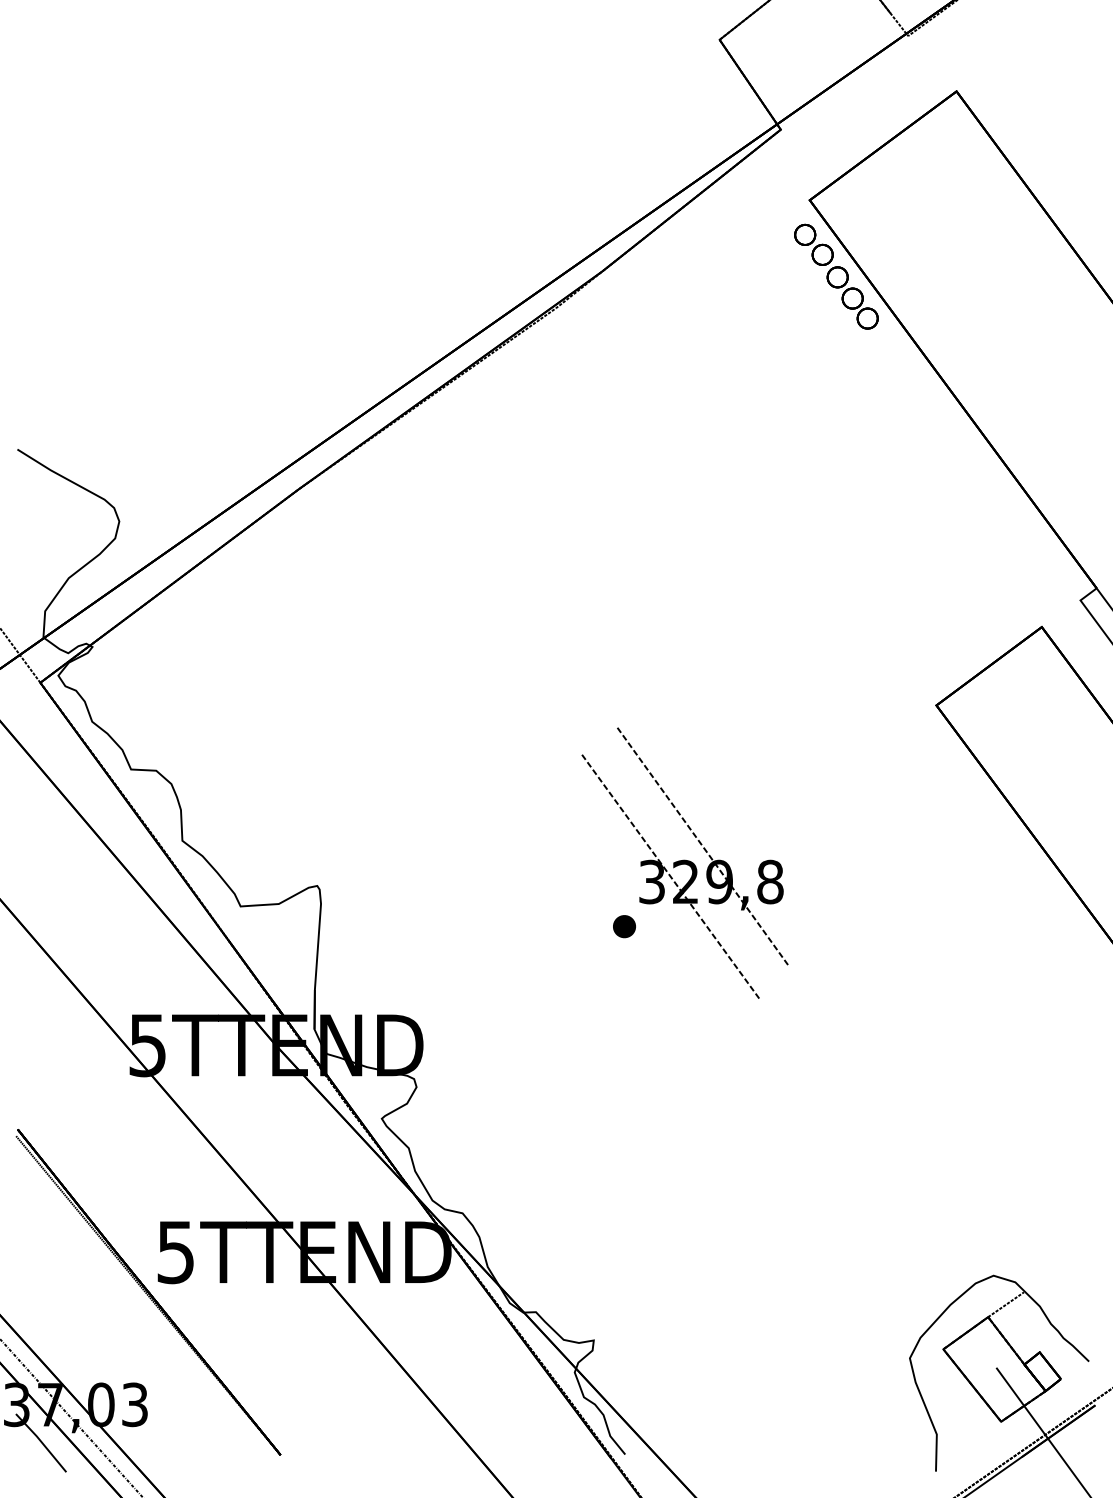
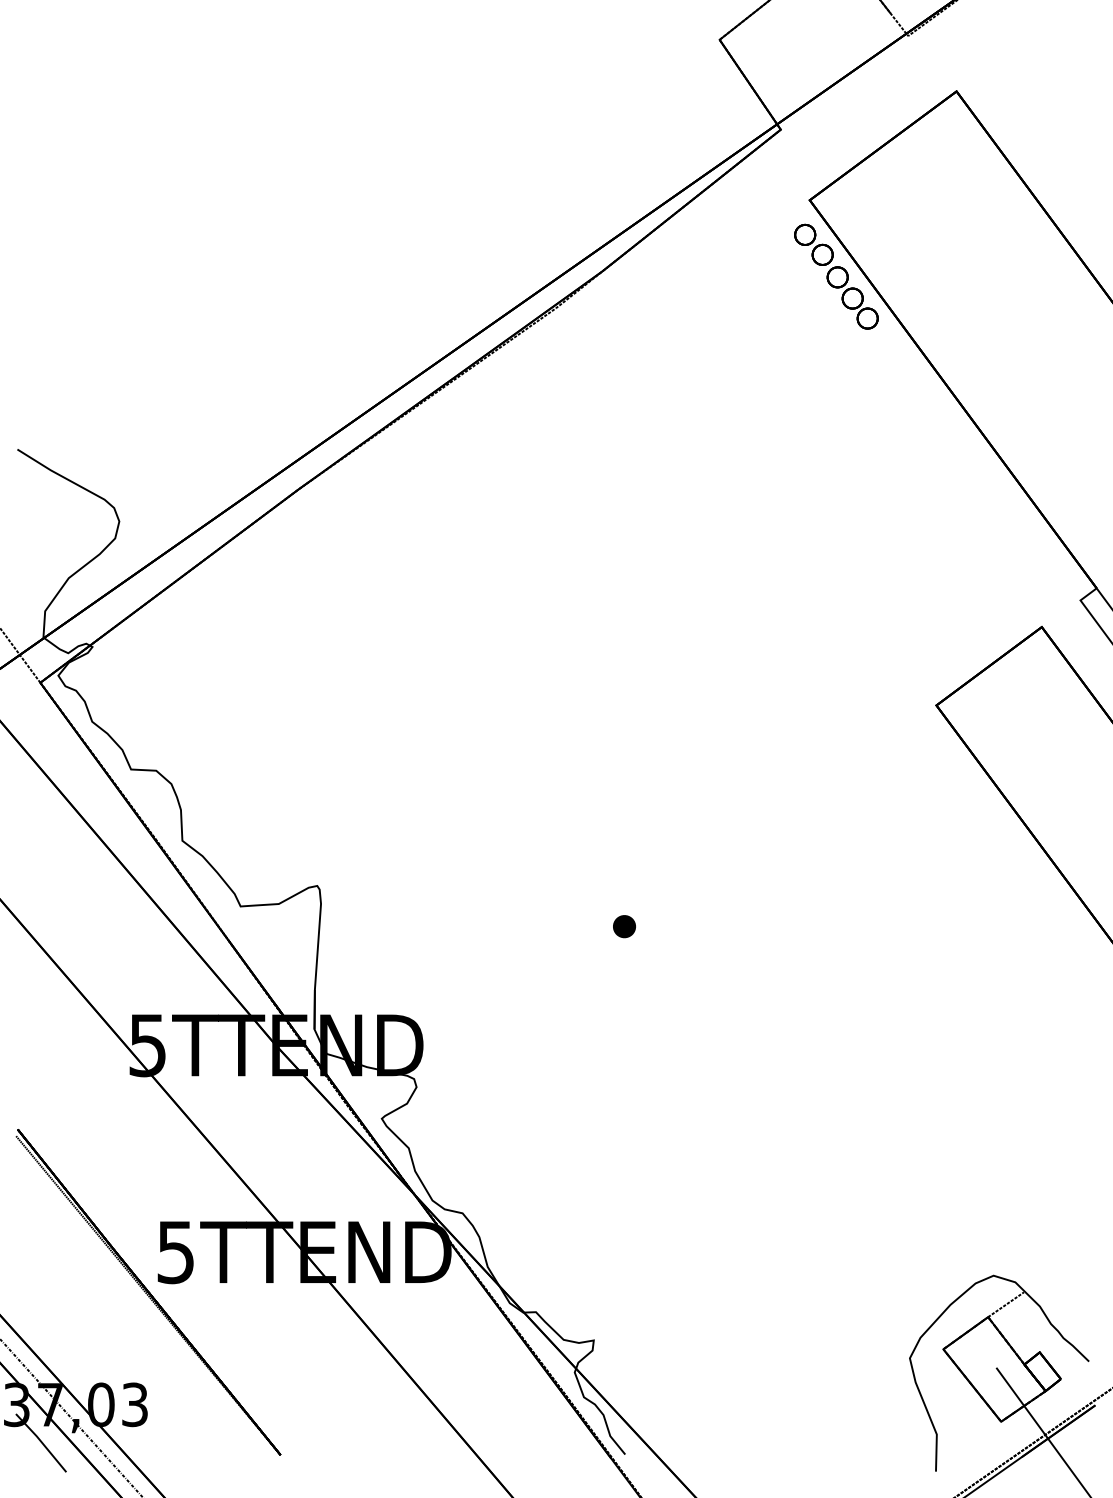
part: present -> none (684, 862)
